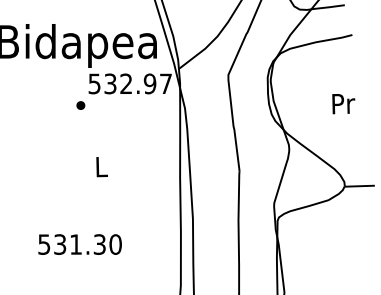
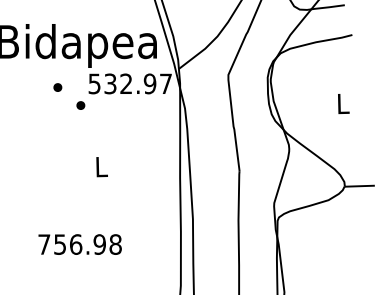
part: none -> present (57, 87)
text: Pr -> L (343, 104)
text: 531.30 -> 756.98 (79, 244)
